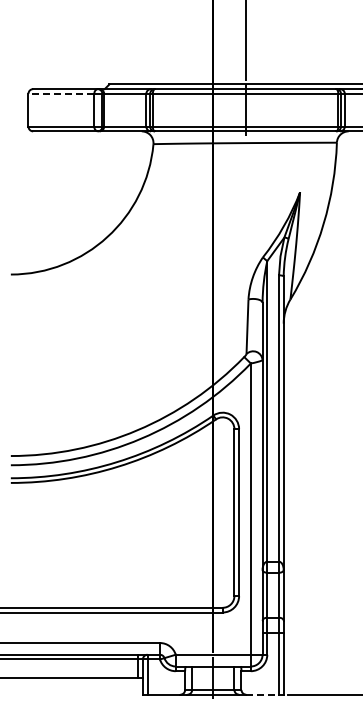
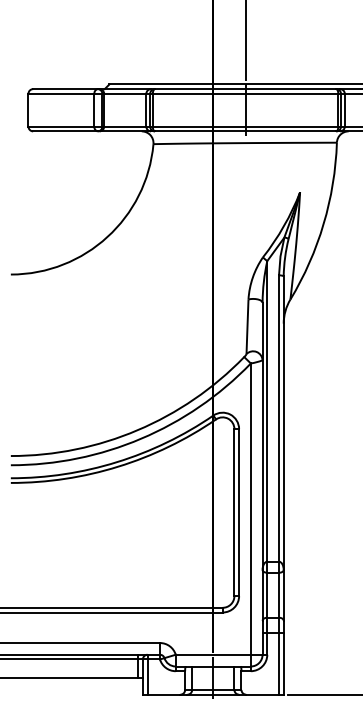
line: dashed -> solid (61, 93)
line: dashed -> solid (263, 694)
